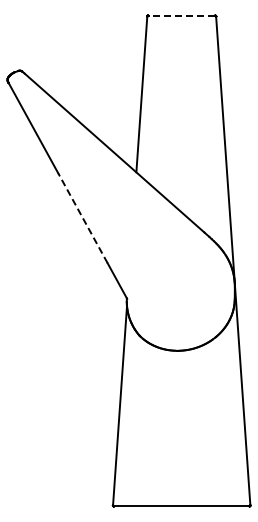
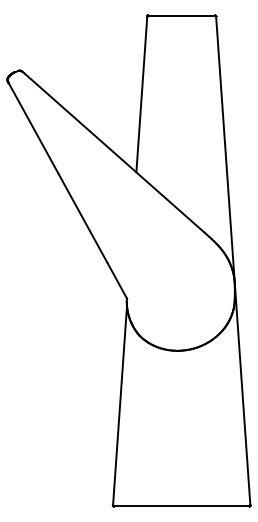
line: dashed -> solid (181, 15)
line: dashed -> solid (82, 217)
